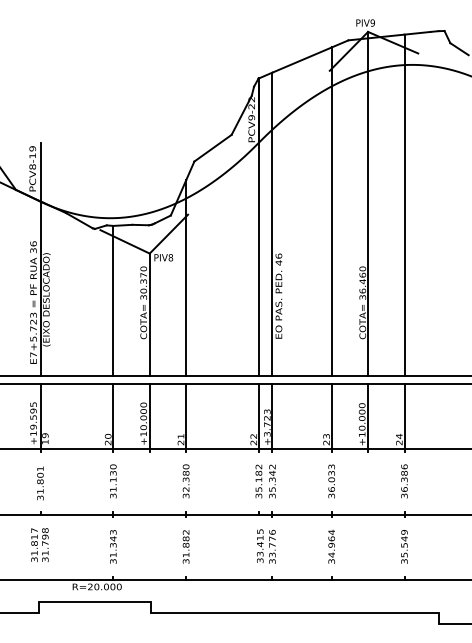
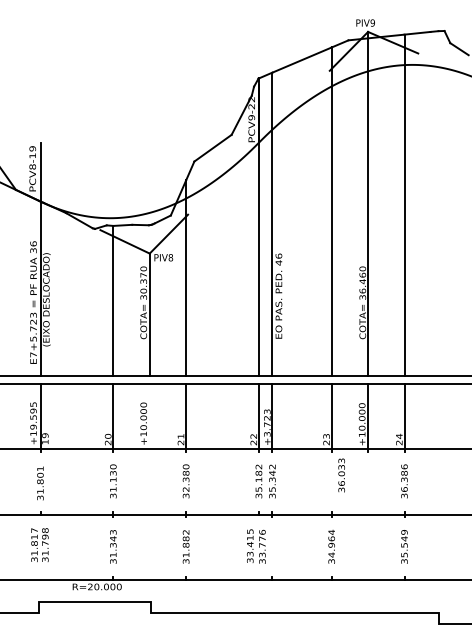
line: present -> none (149, 417)
text position: (331, 481) -> (341, 475) (341, 475)
text position: (266, 546) -> (256, 546) (256, 546)
